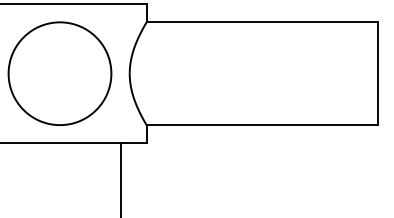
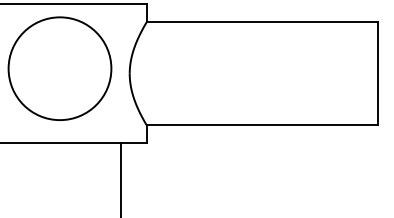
circle position: (59, 73) -> (59, 68) (59, 68)
